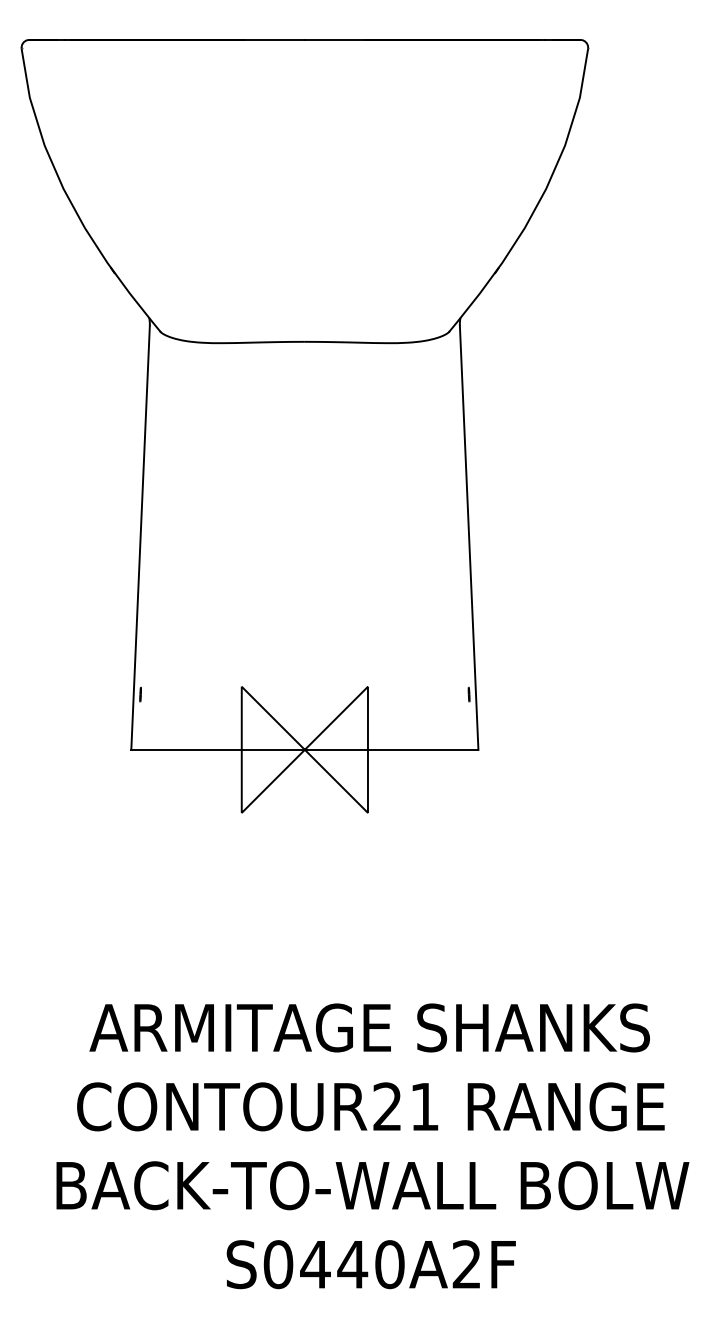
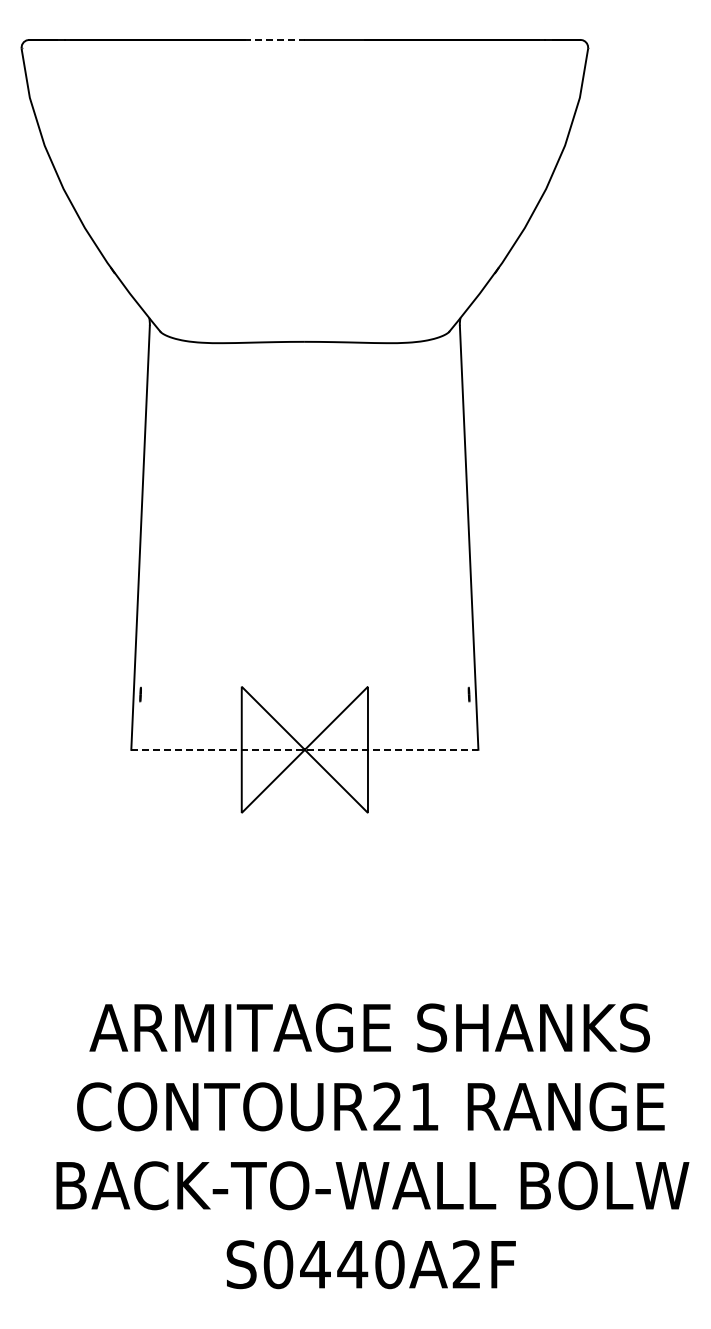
line: solid -> dashed (274, 39)
line: solid -> dashed (304, 749)
